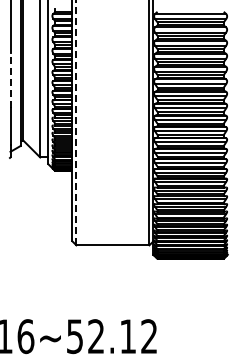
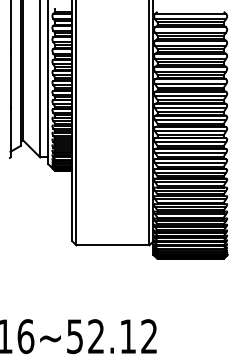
line: dashed -> solid (10, 80)
line: dashed -> solid (76, 122)
